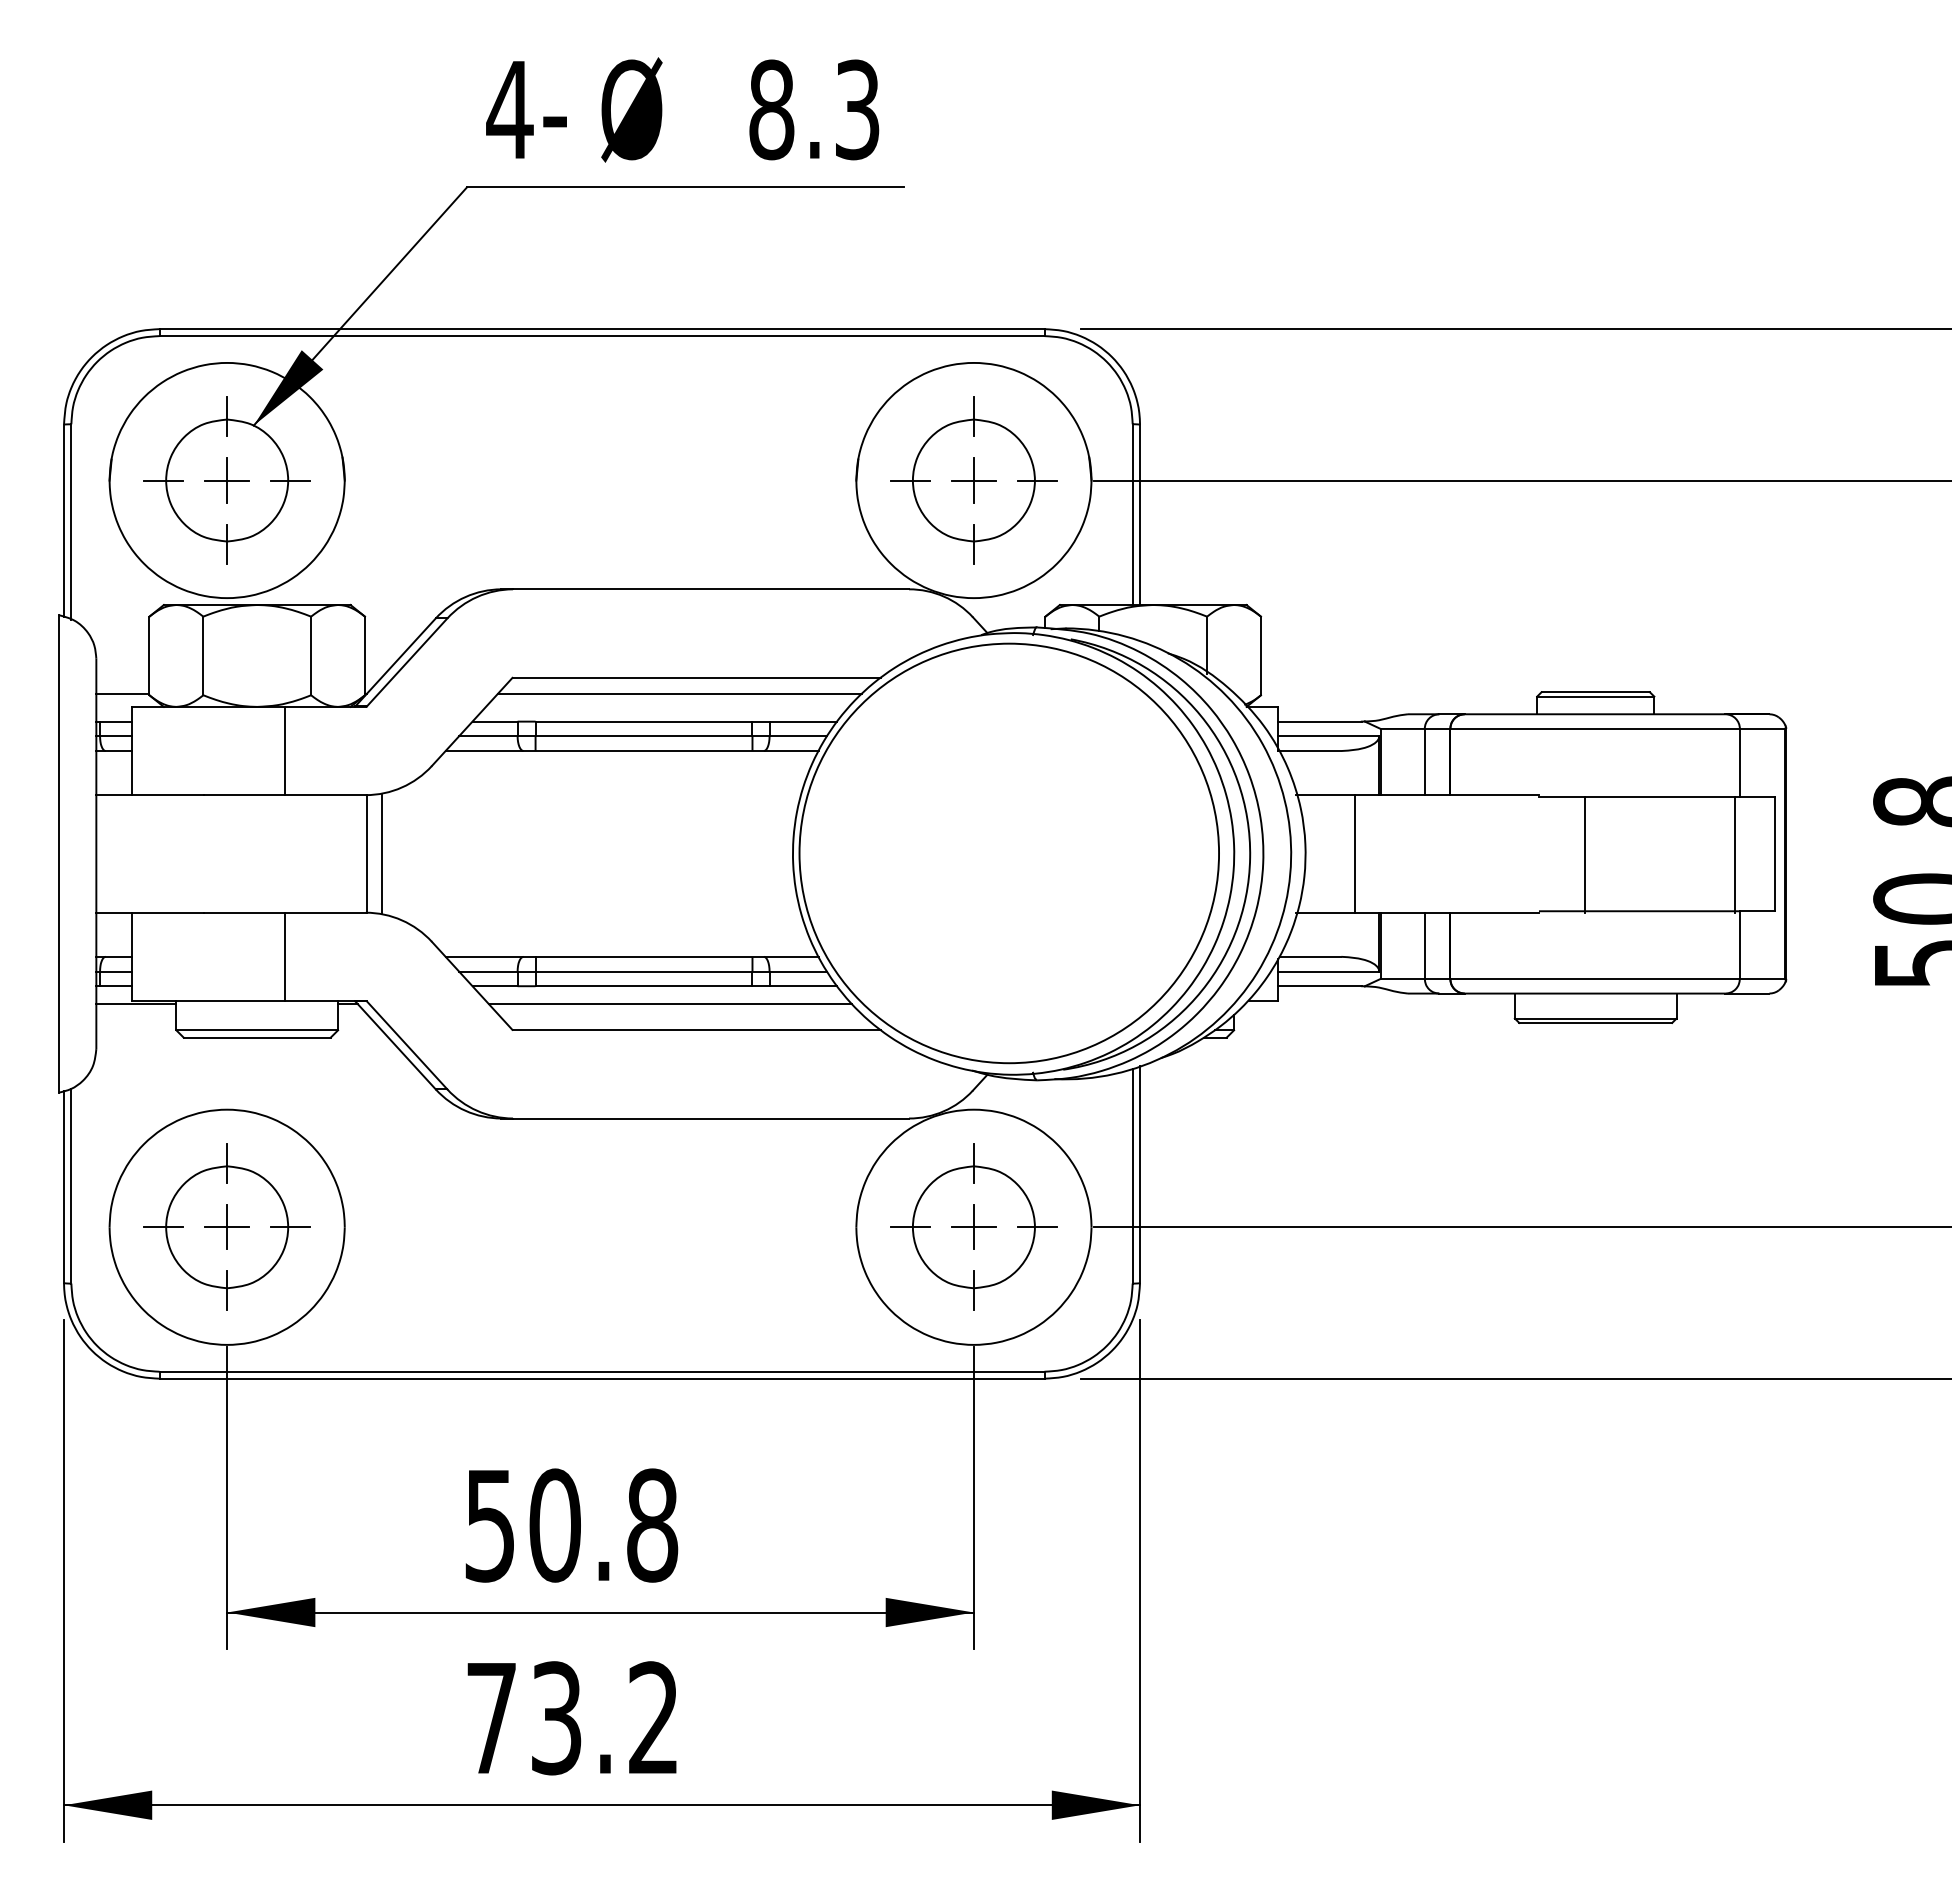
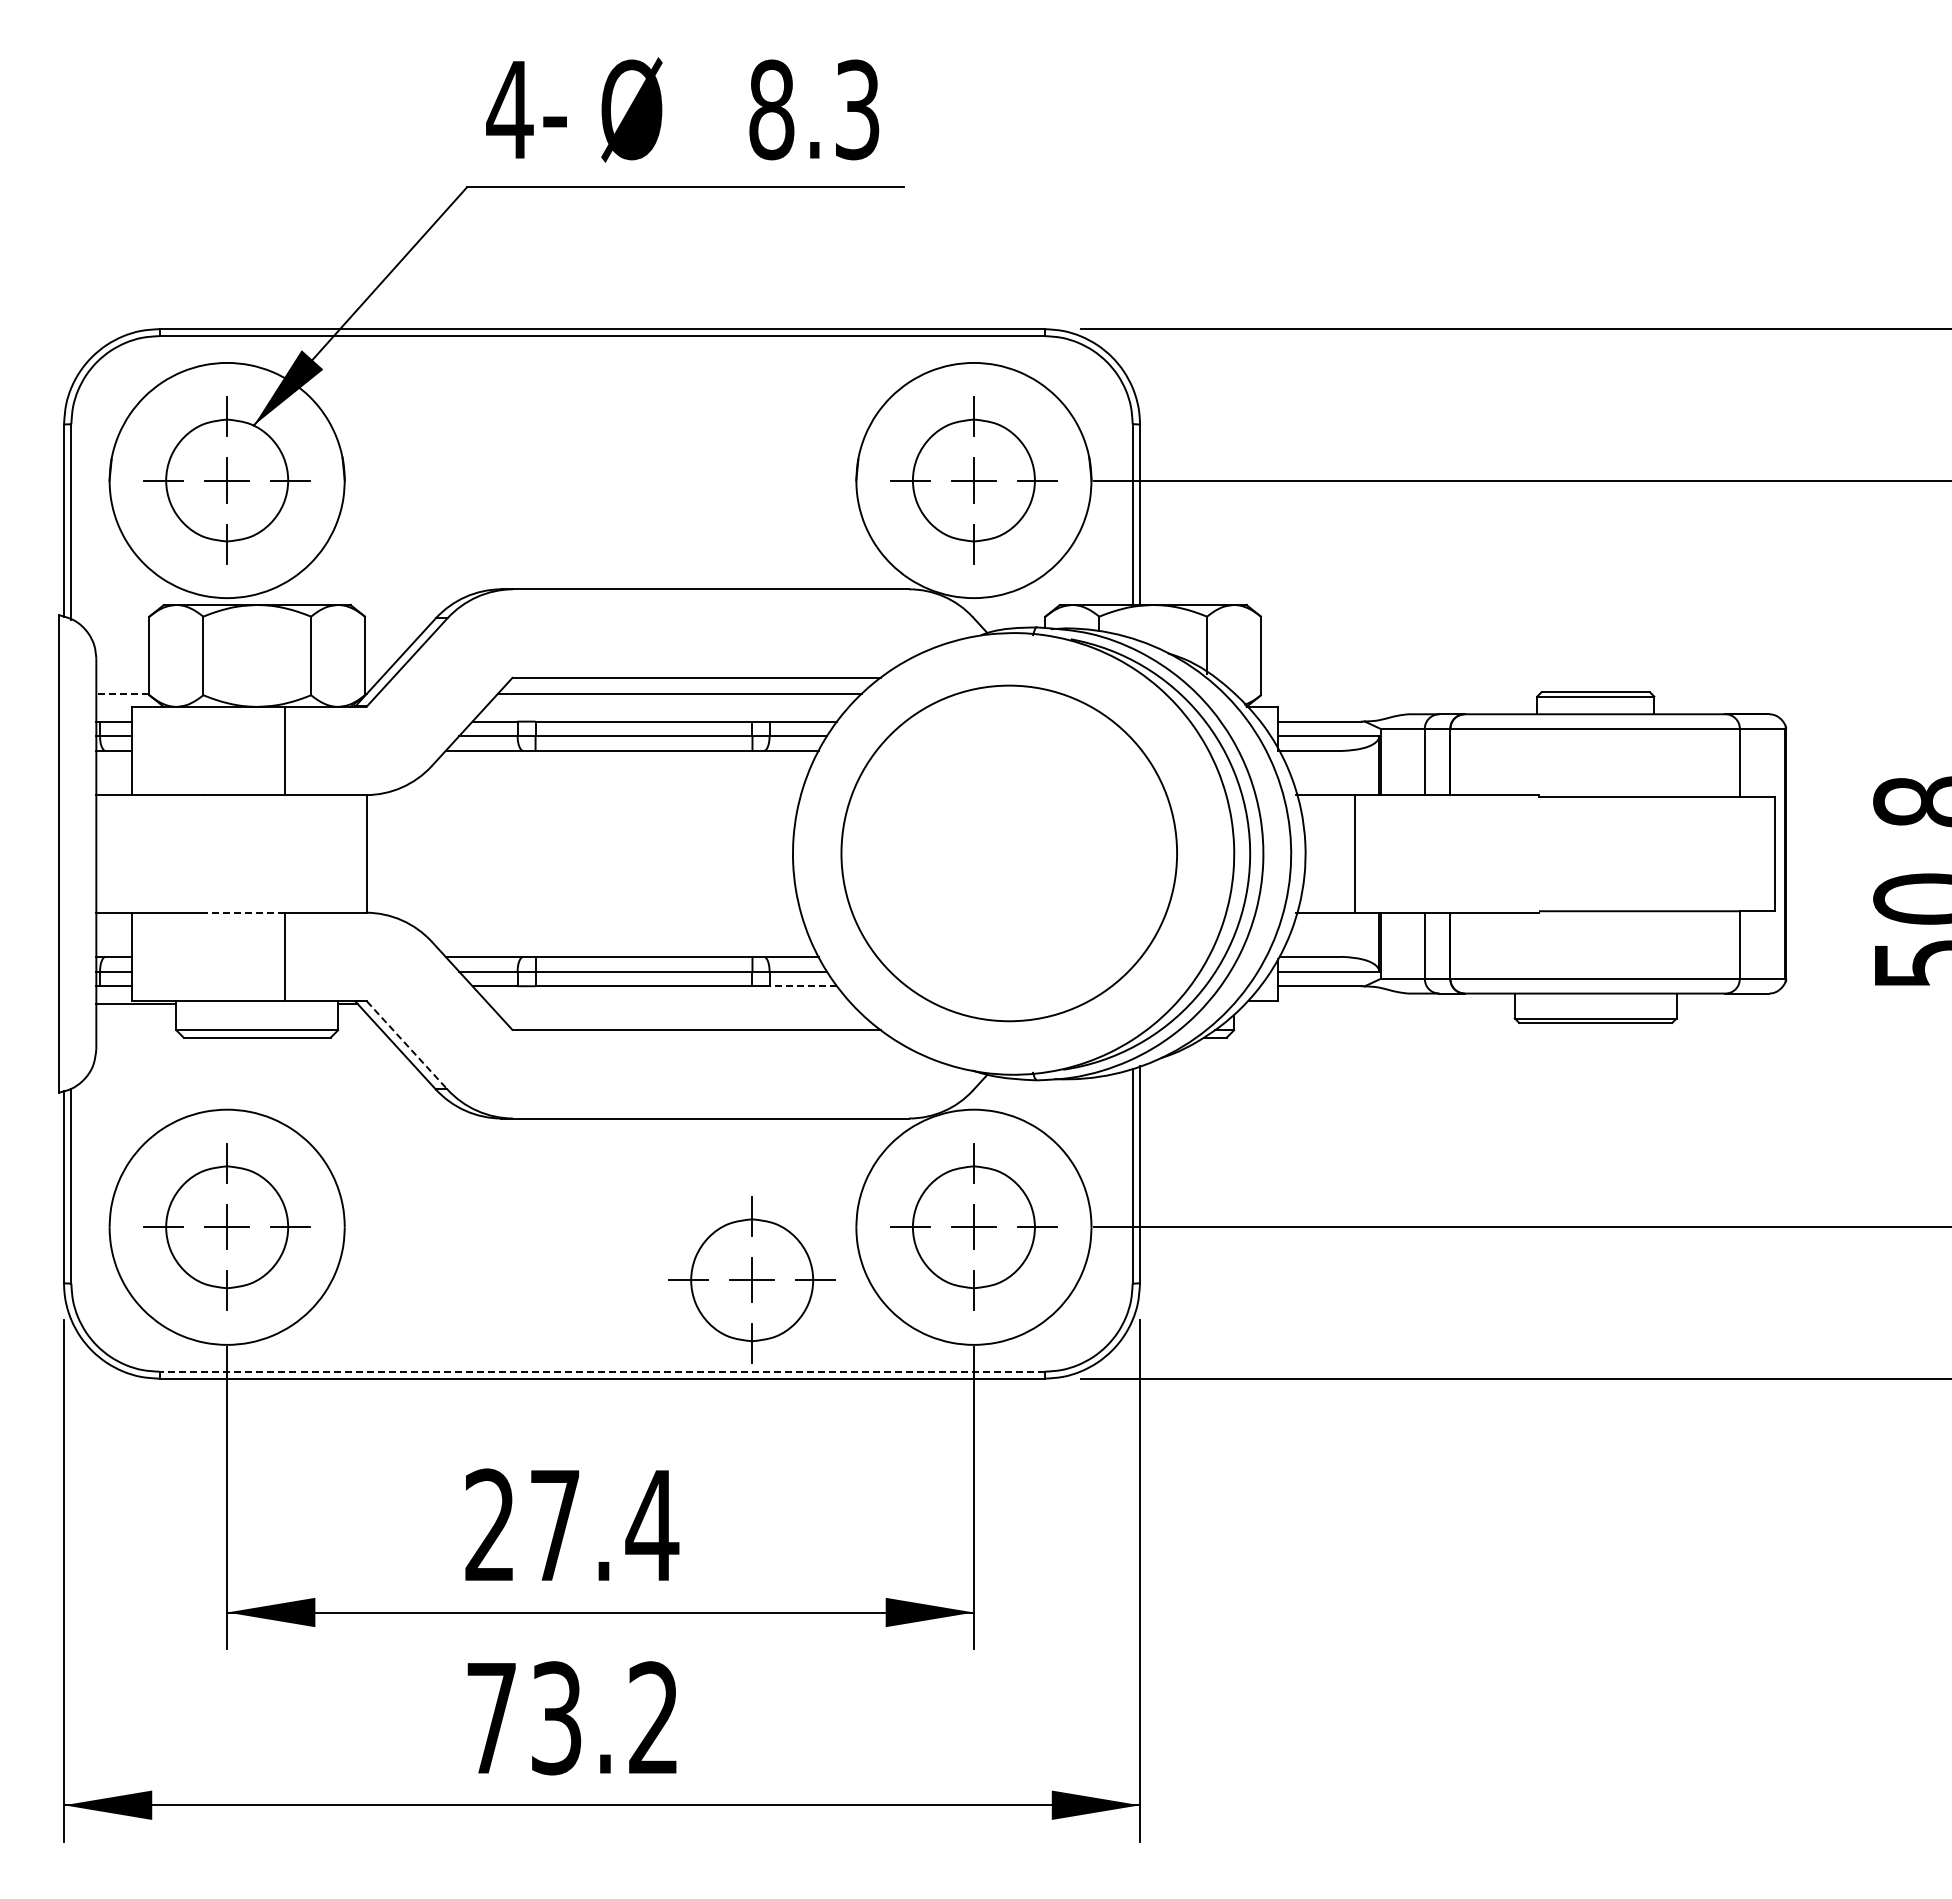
line: solid -> dashed (122, 693)
line: present -> none (382, 853)
circle diameter: 420 px -> 336 px (1009, 853)
line: present -> none (1584, 854)
line: present -> none (1735, 854)
line: solid -> dashed (244, 912)
line: solid -> dashed (803, 986)
line: present -> none (669, 1003)
line: solid -> dashed (407, 1045)
part: none -> present (751, 1279)
line: solid -> dashed (601, 1371)
text: 50.8 -> 27.4 (572, 1525)
